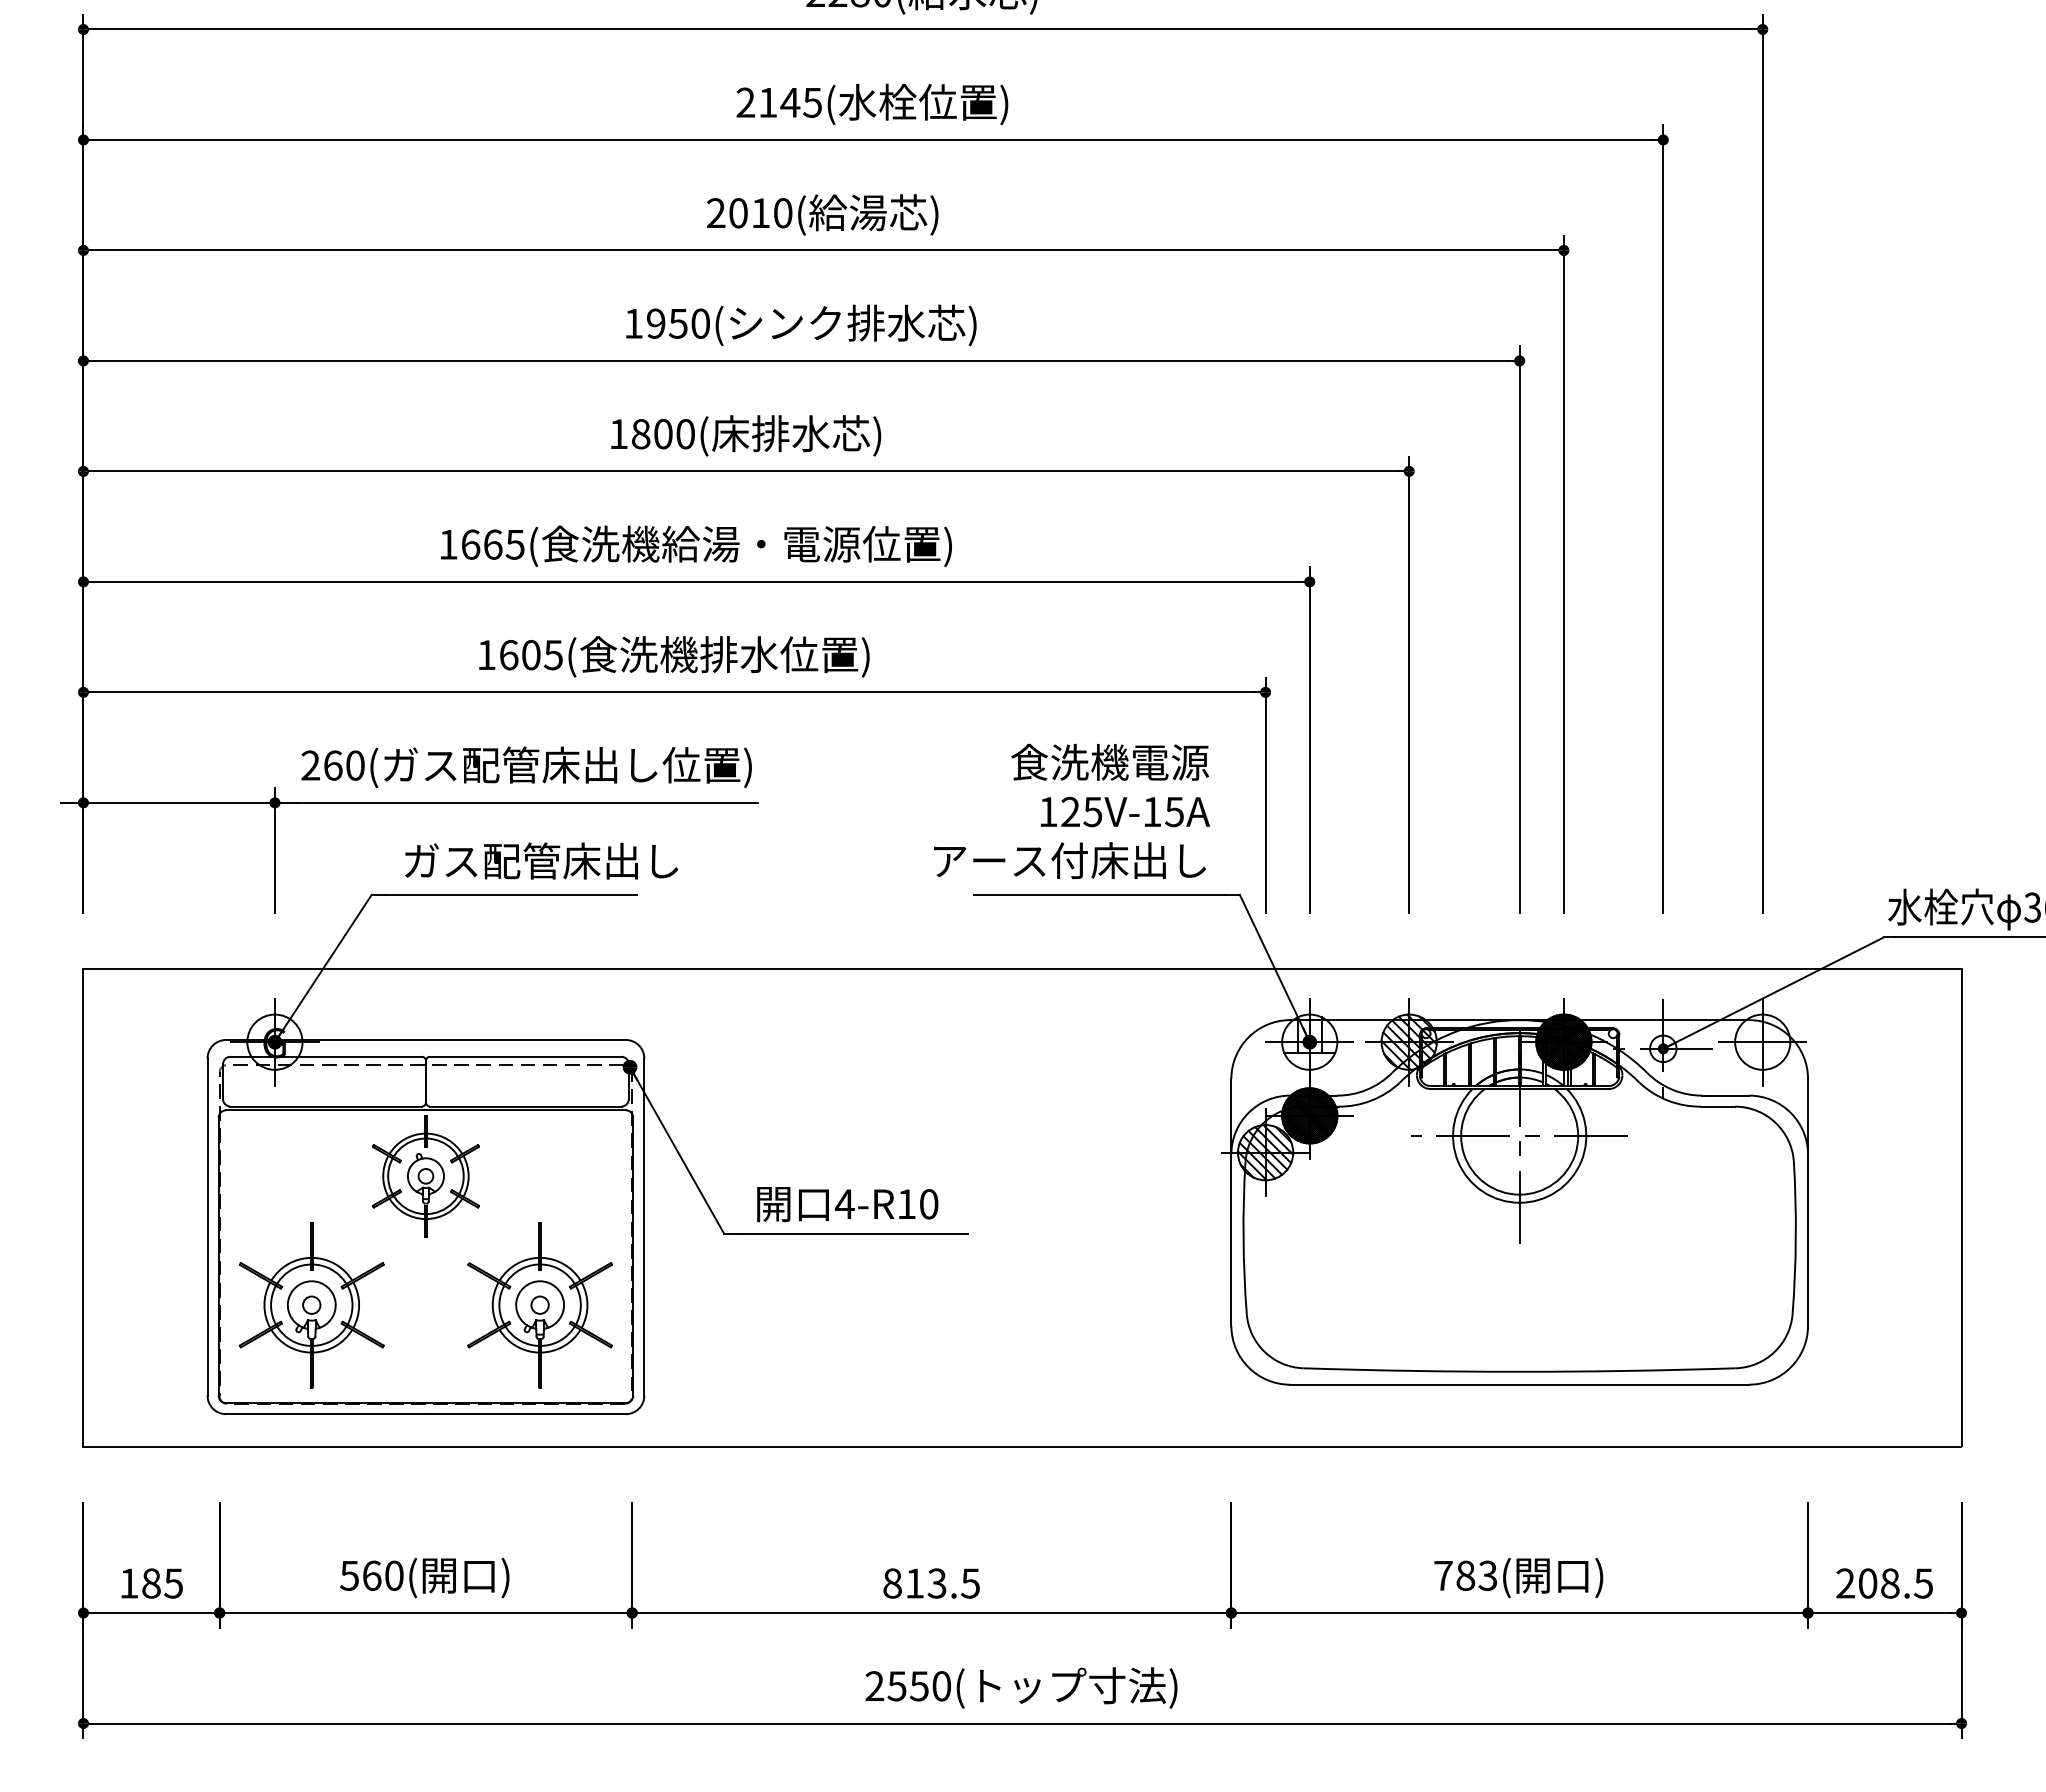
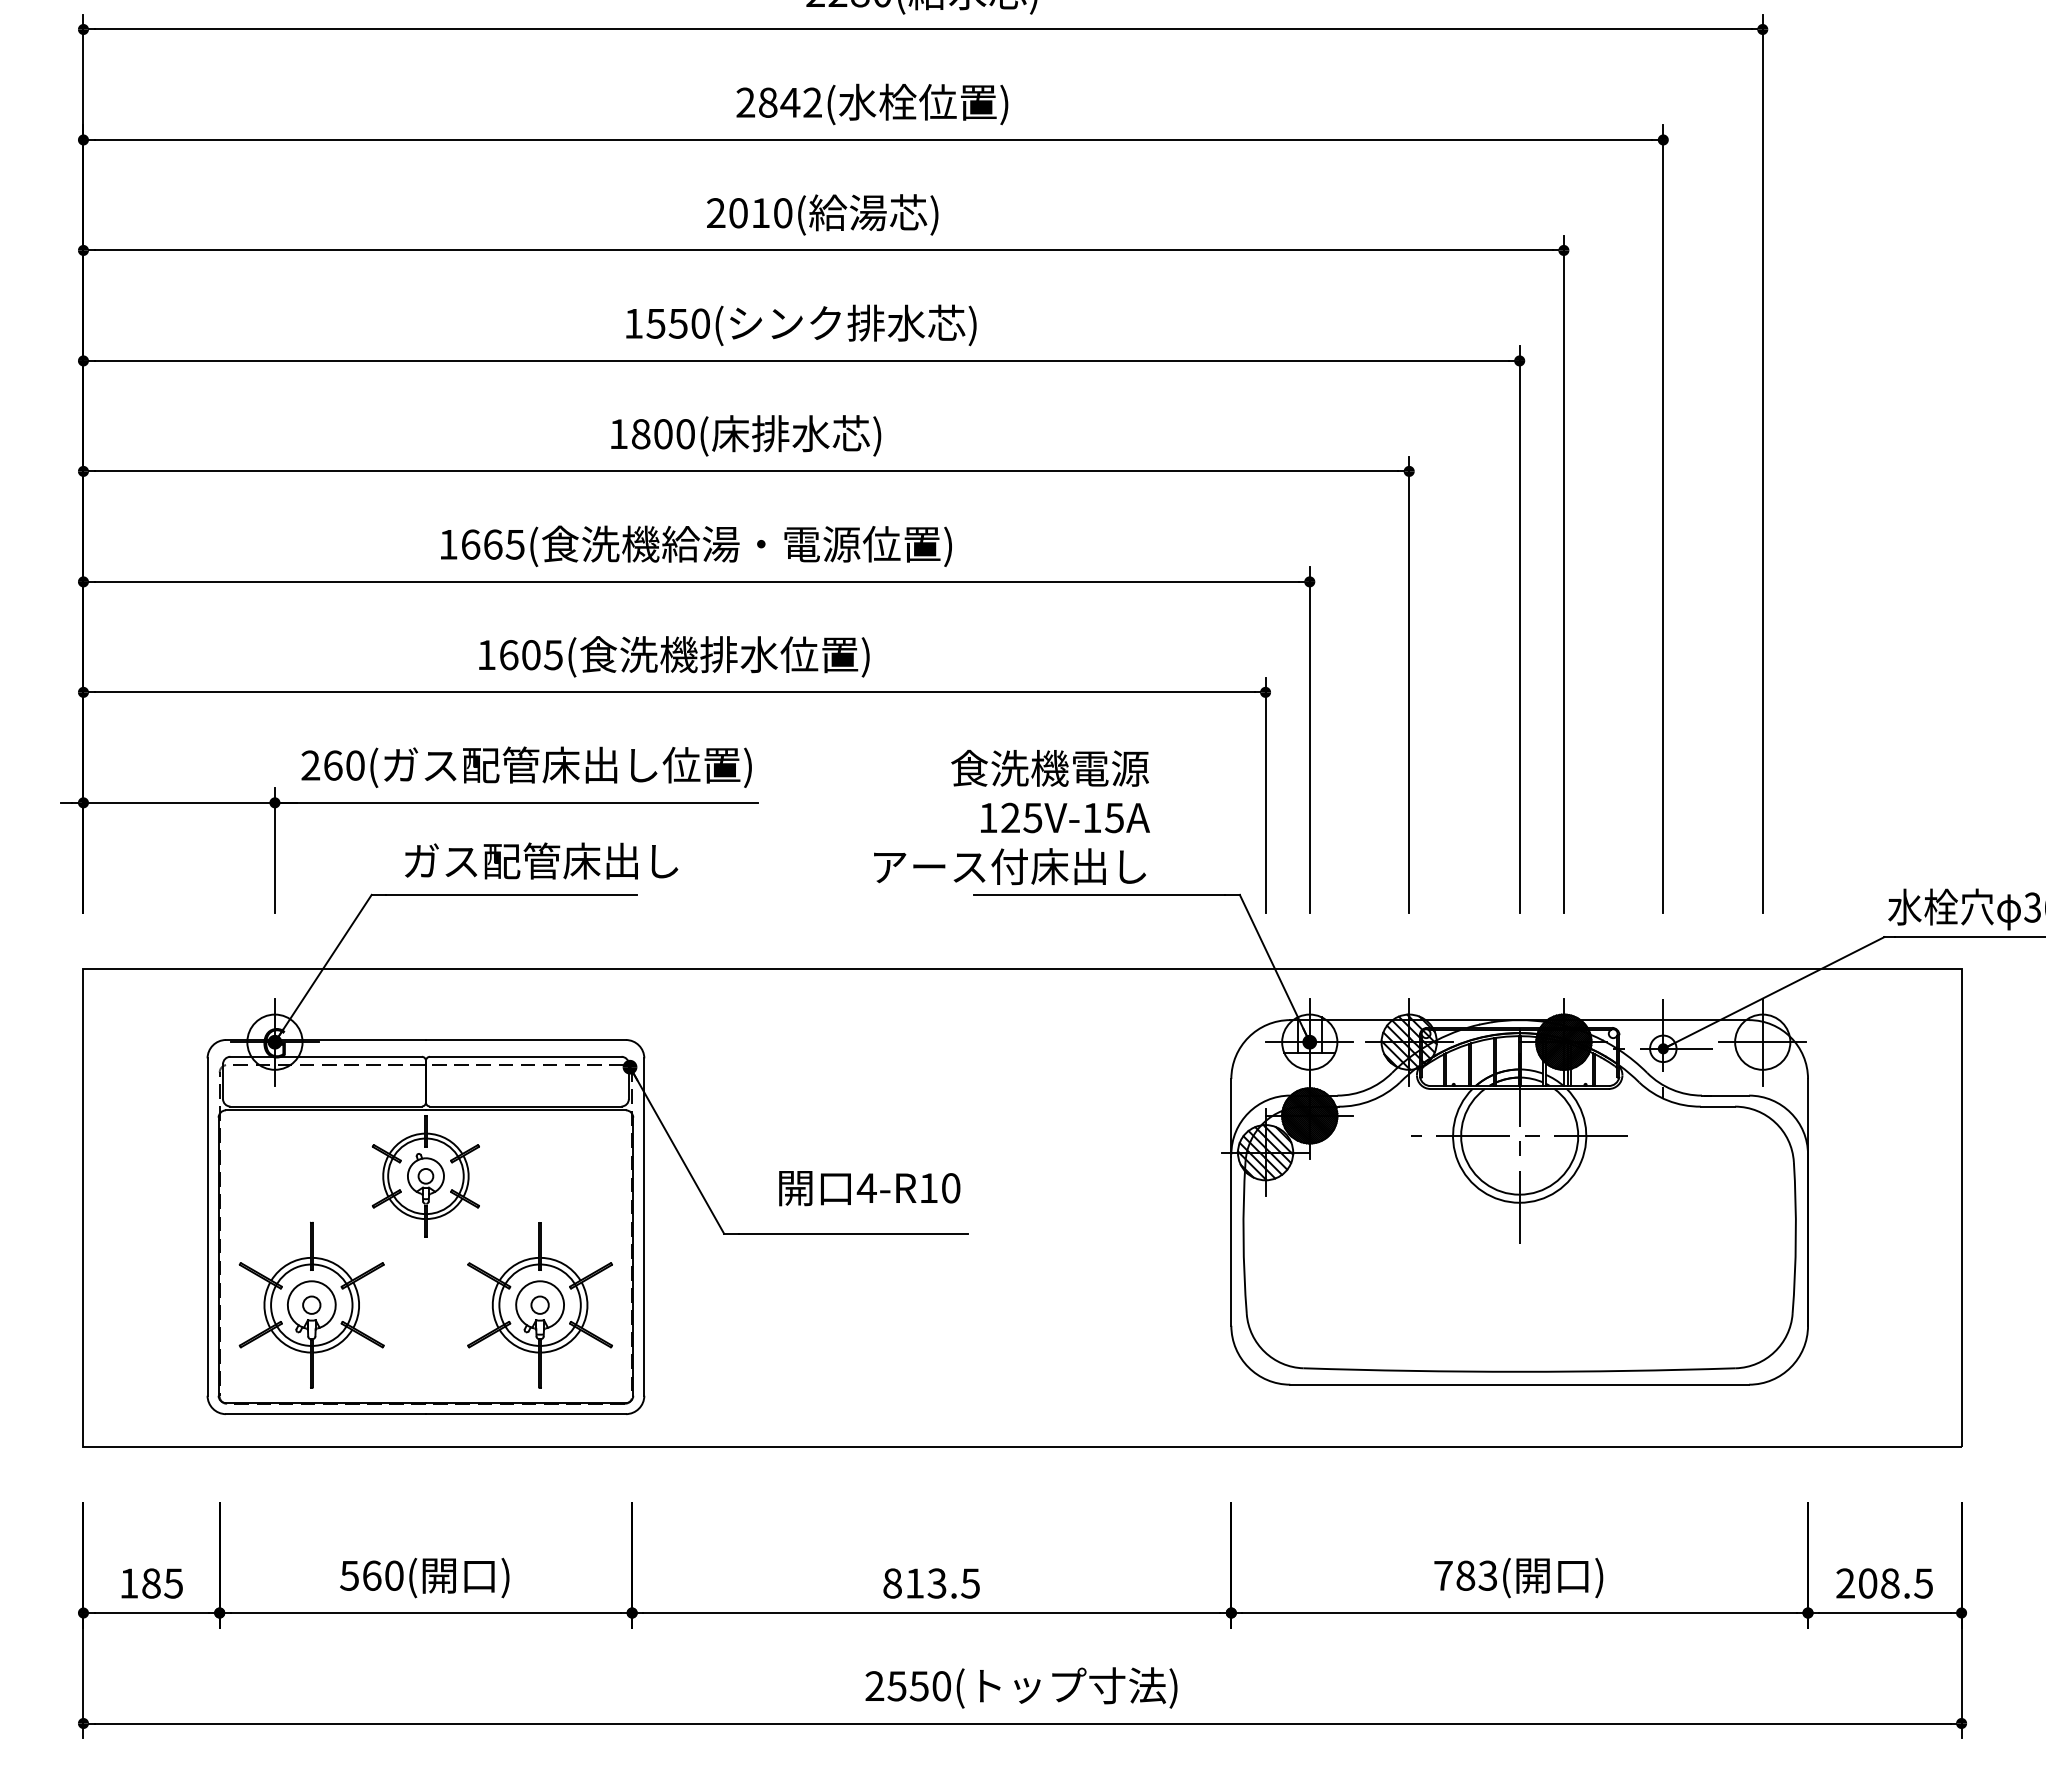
text: 2145( -> 2842( (790, 102)
text: 1950 -> 1550 (655, 323)
text position: (1071, 811) -> (1011, 817) (1011, 817)
text position: (847, 1204) -> (869, 1188) (869, 1188)
